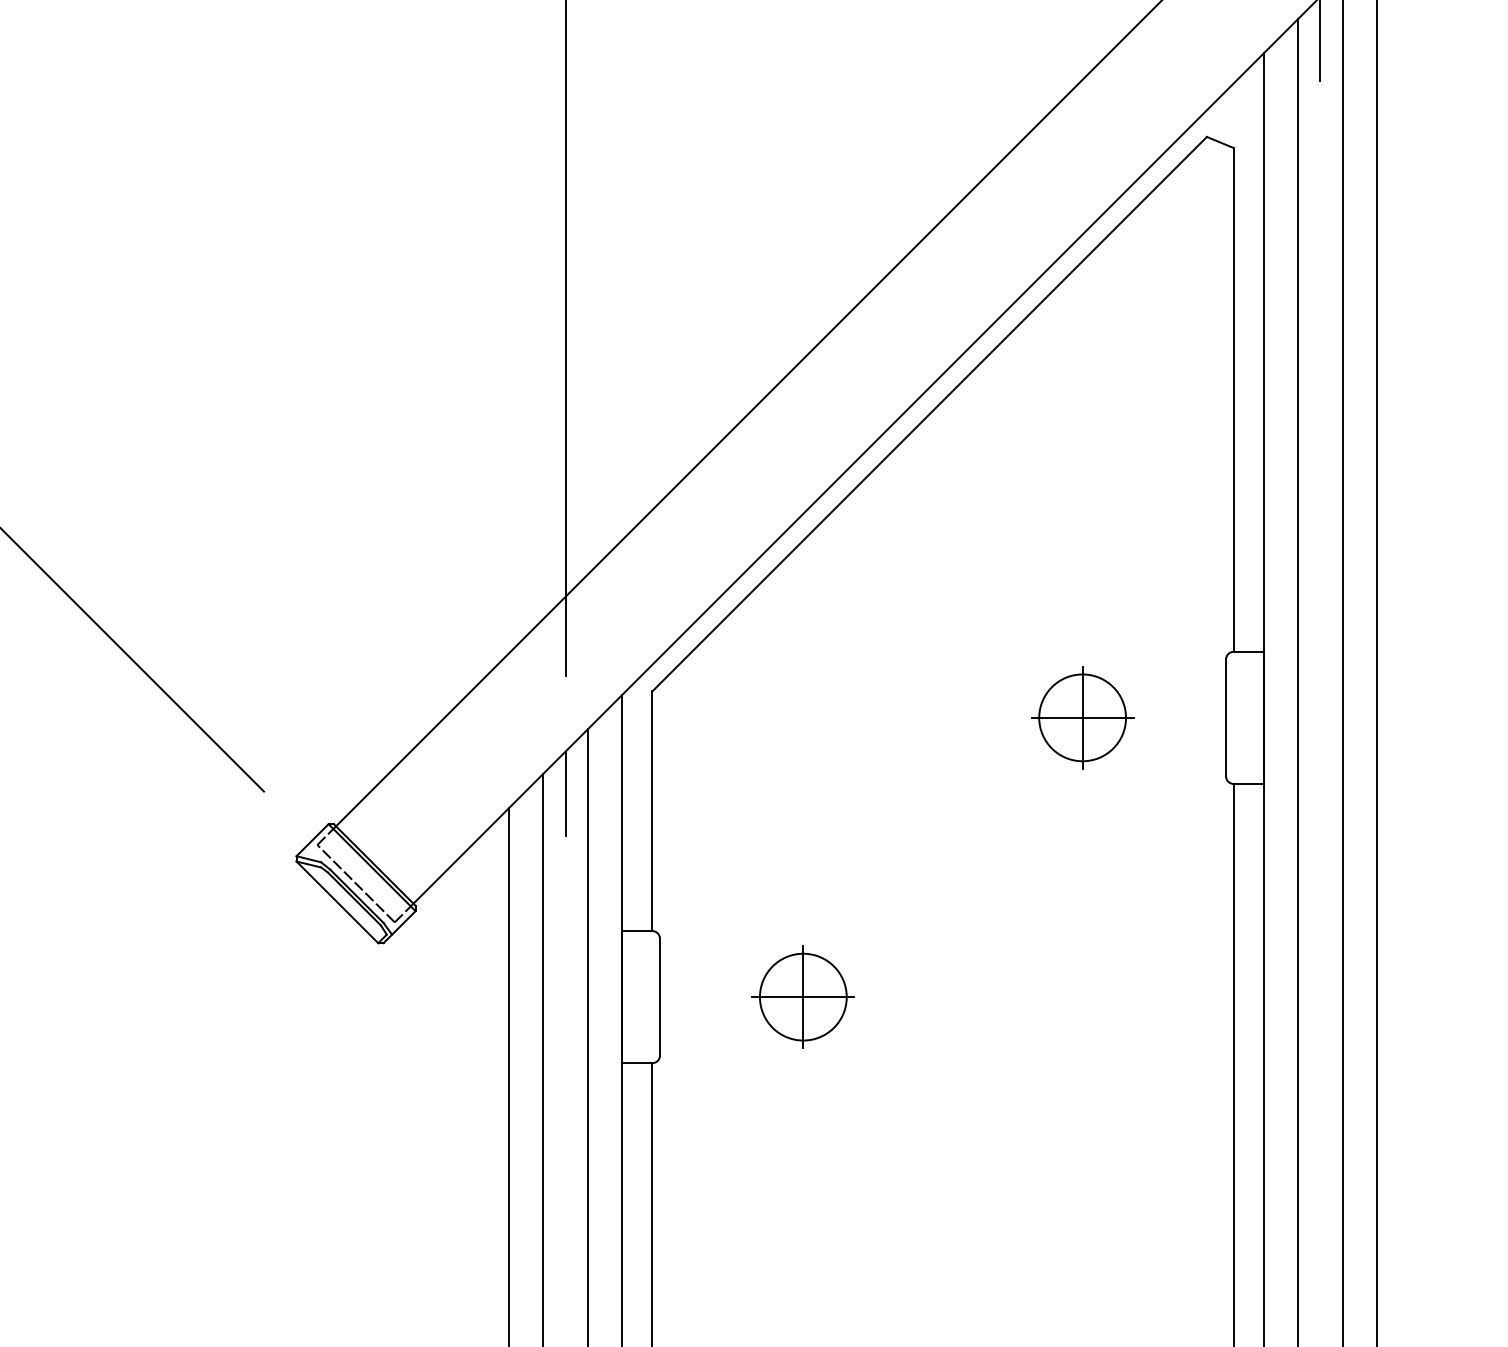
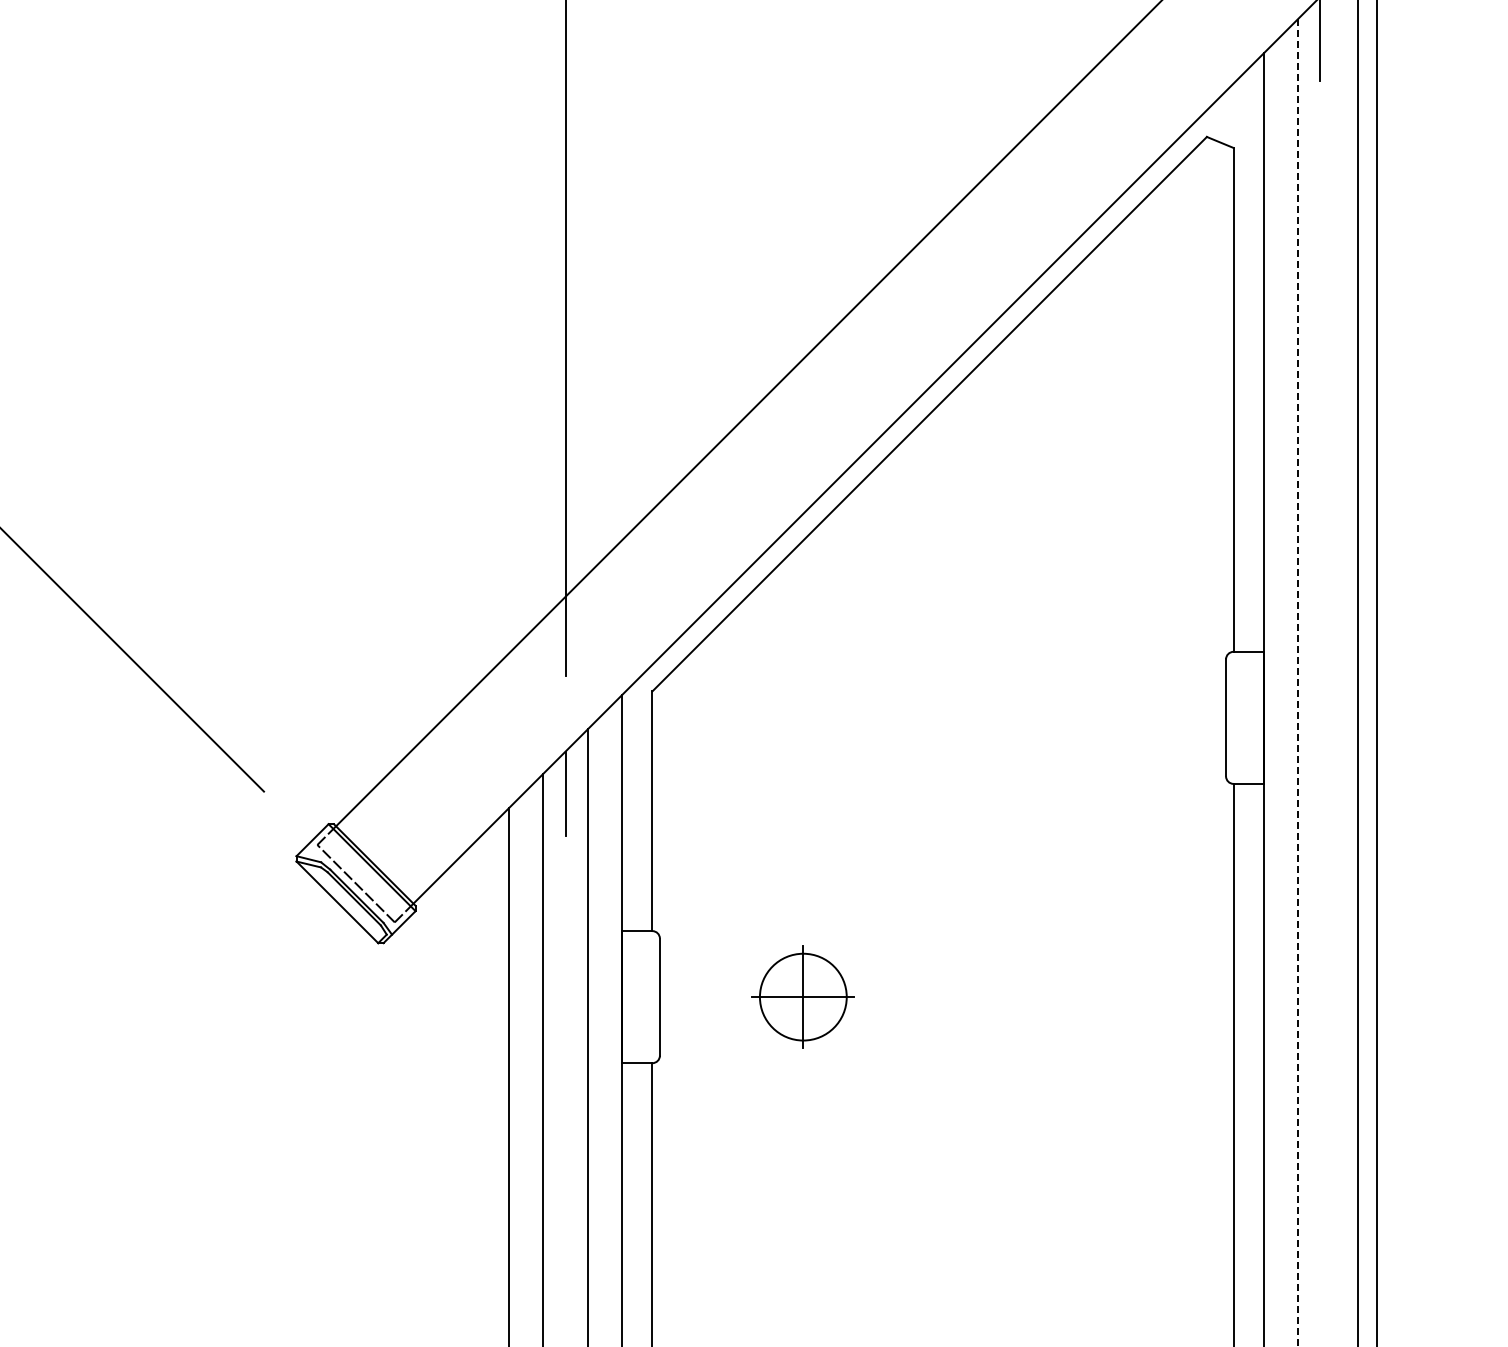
line position: (1343, 672) -> (1358, 672) (1358, 672)
line: solid -> dashed (1297, 683)
part: present -> none (1082, 717)
